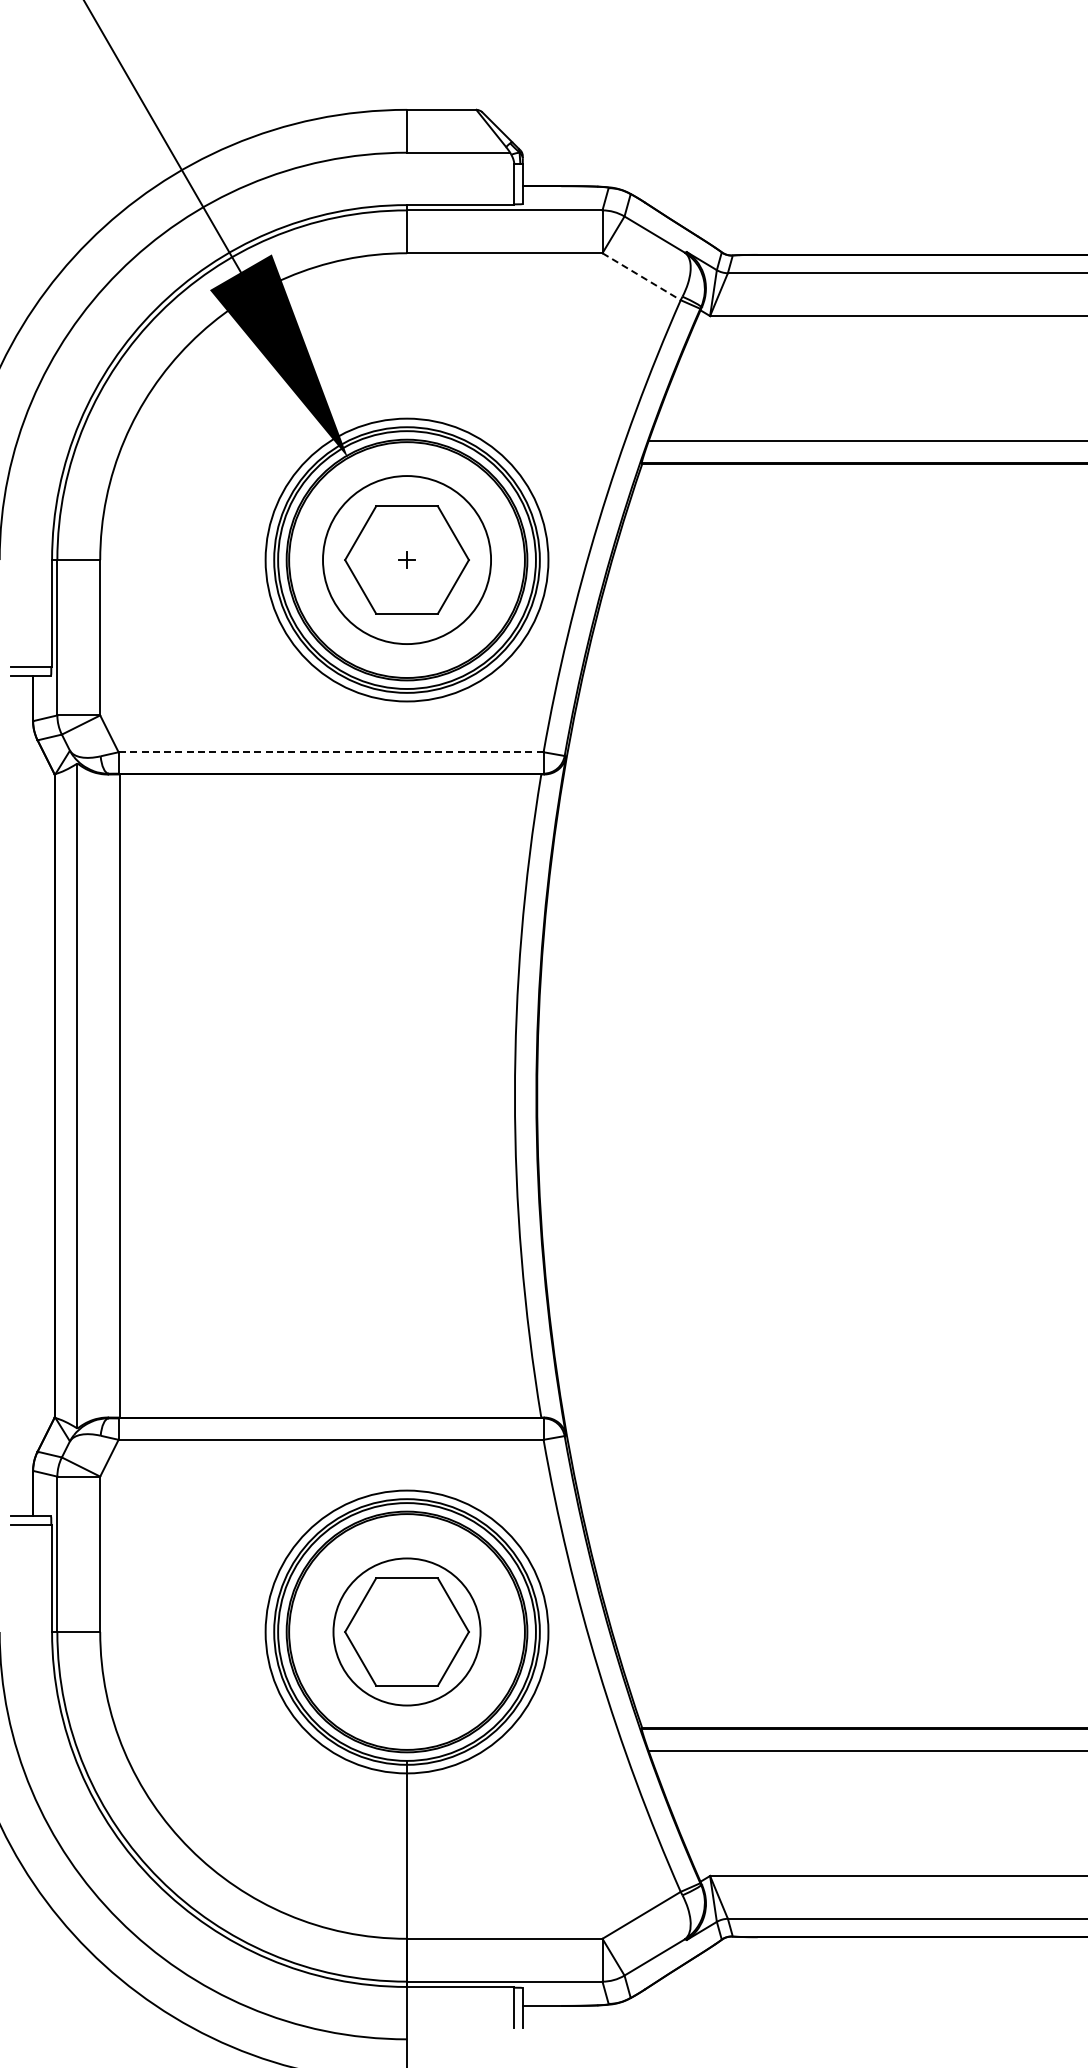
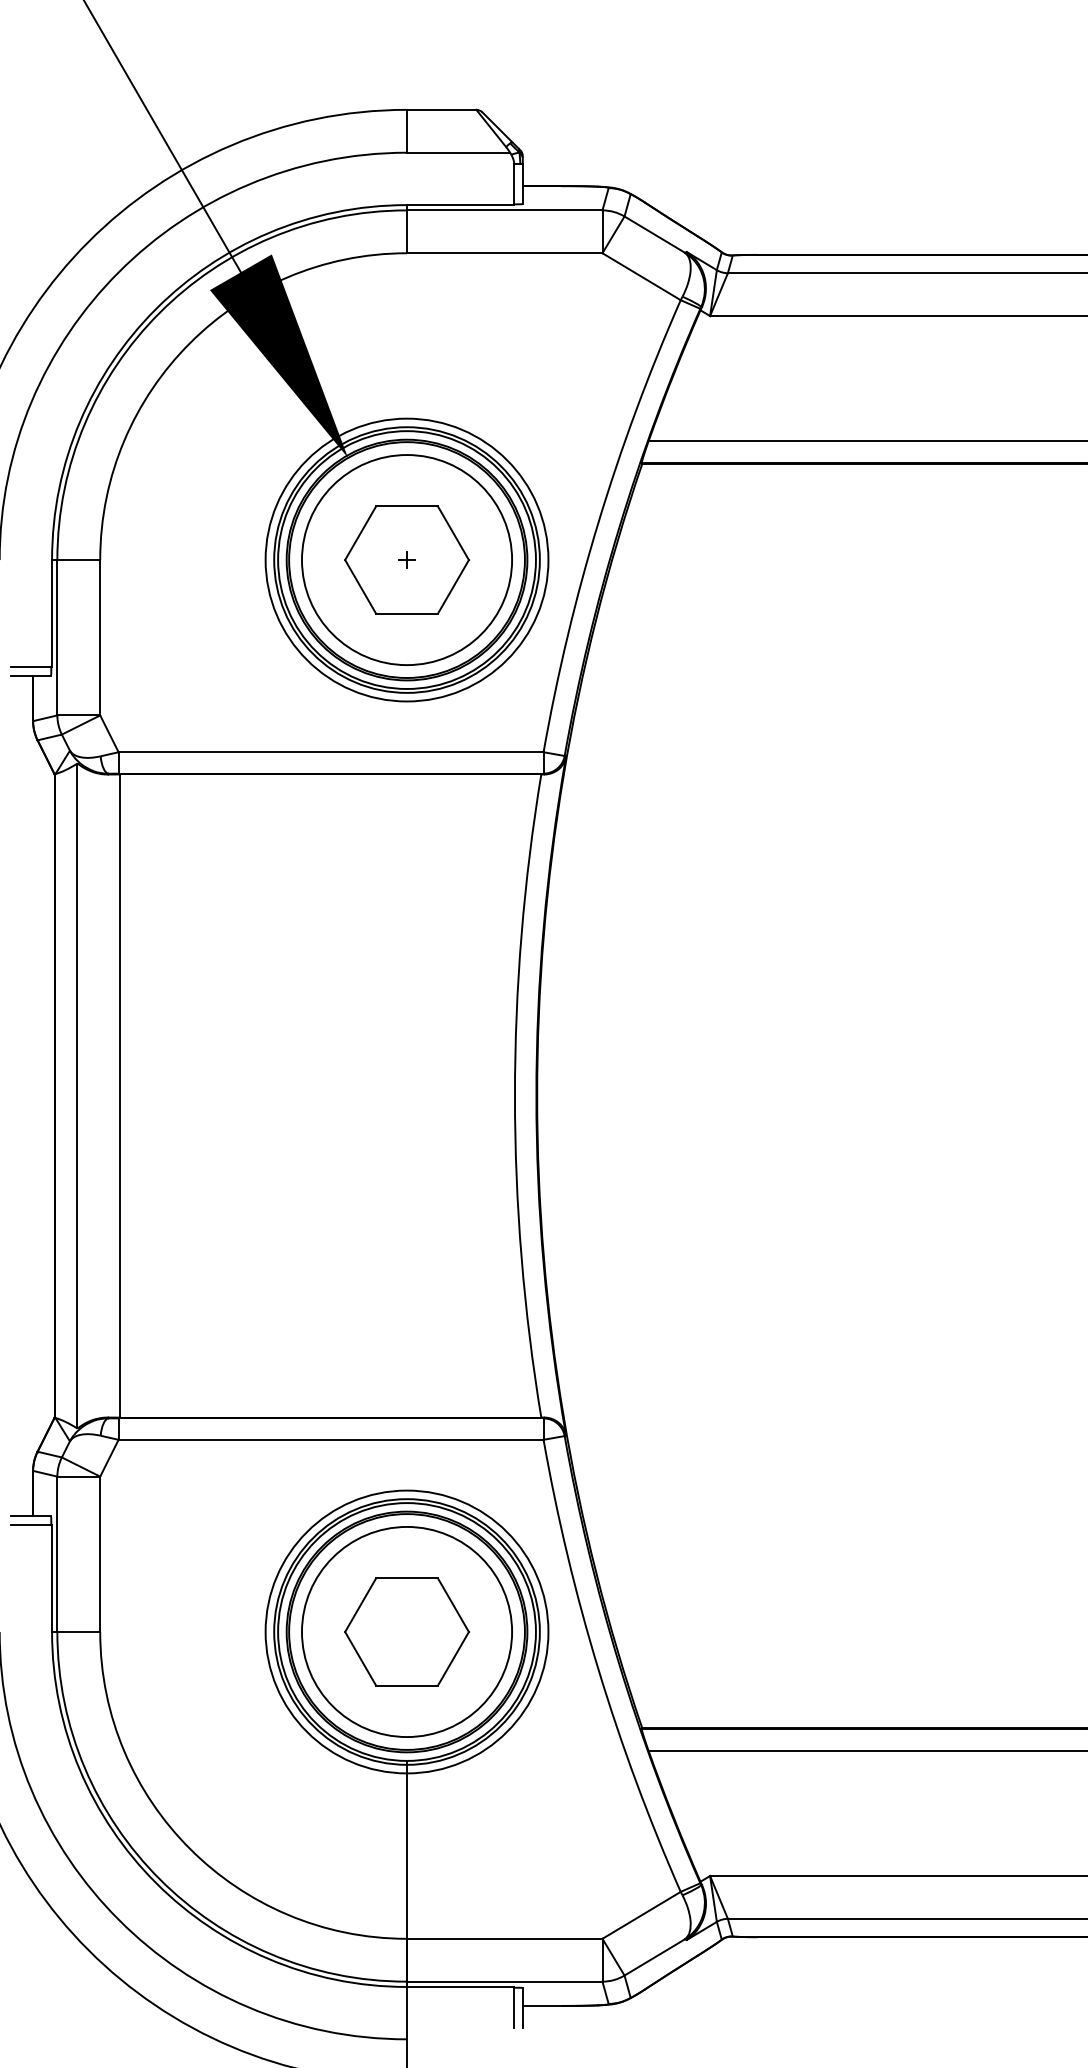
line: dashed -> solid (641, 276)
circle diameter: 168 px -> 210 px (406, 560)
line: dashed -> solid (330, 752)
circle diameter: 147 px -> 210 px (406, 1631)
